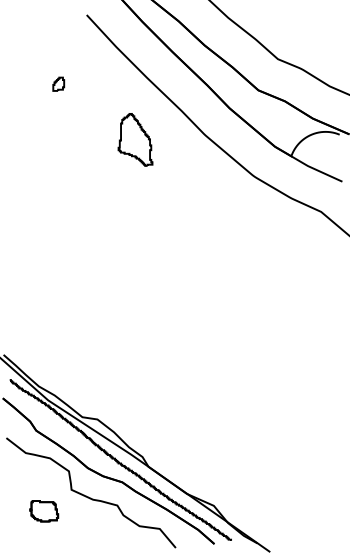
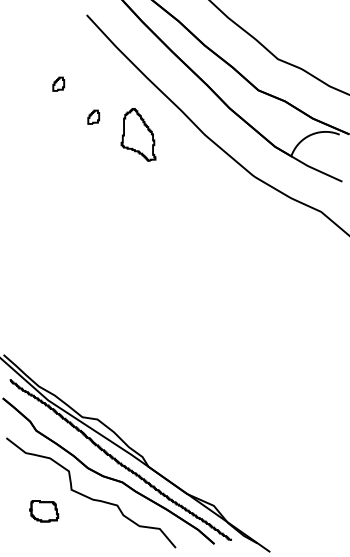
part: none -> present (93, 116)
part position: (135, 139) -> (138, 134) (138, 134)
